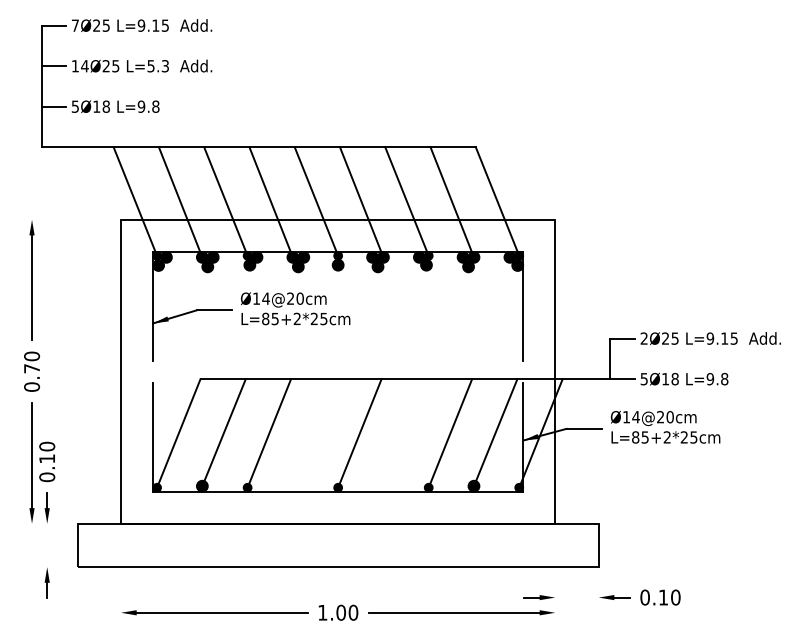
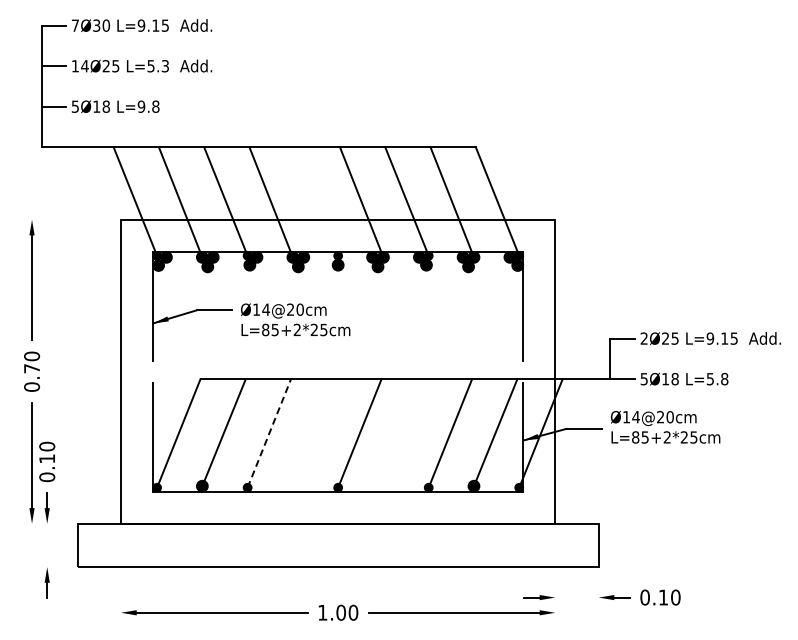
text: 7Ø25 -> 7Ø30 (101, 25)
line: present -> none (316, 201)
text position: (295, 308) -> (295, 319) (295, 319)
text: L=9.8 -> L=5.8 (710, 379)
line: solid -> dashed (269, 432)
